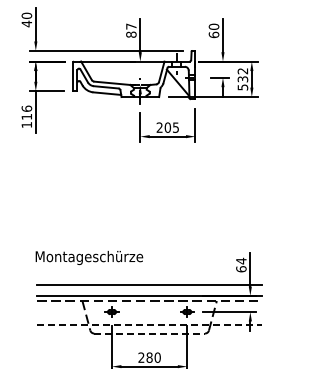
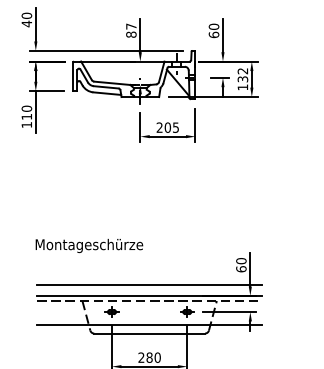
text: 532 -> 132 (242, 87)
text: 116 -> 110 (26, 108)
text position: (89, 258) -> (89, 246) (89, 246)
text: 64 -> 60 (241, 260)
line: dashed -> solid (150, 325)
line: dashed -> solid (150, 333)
